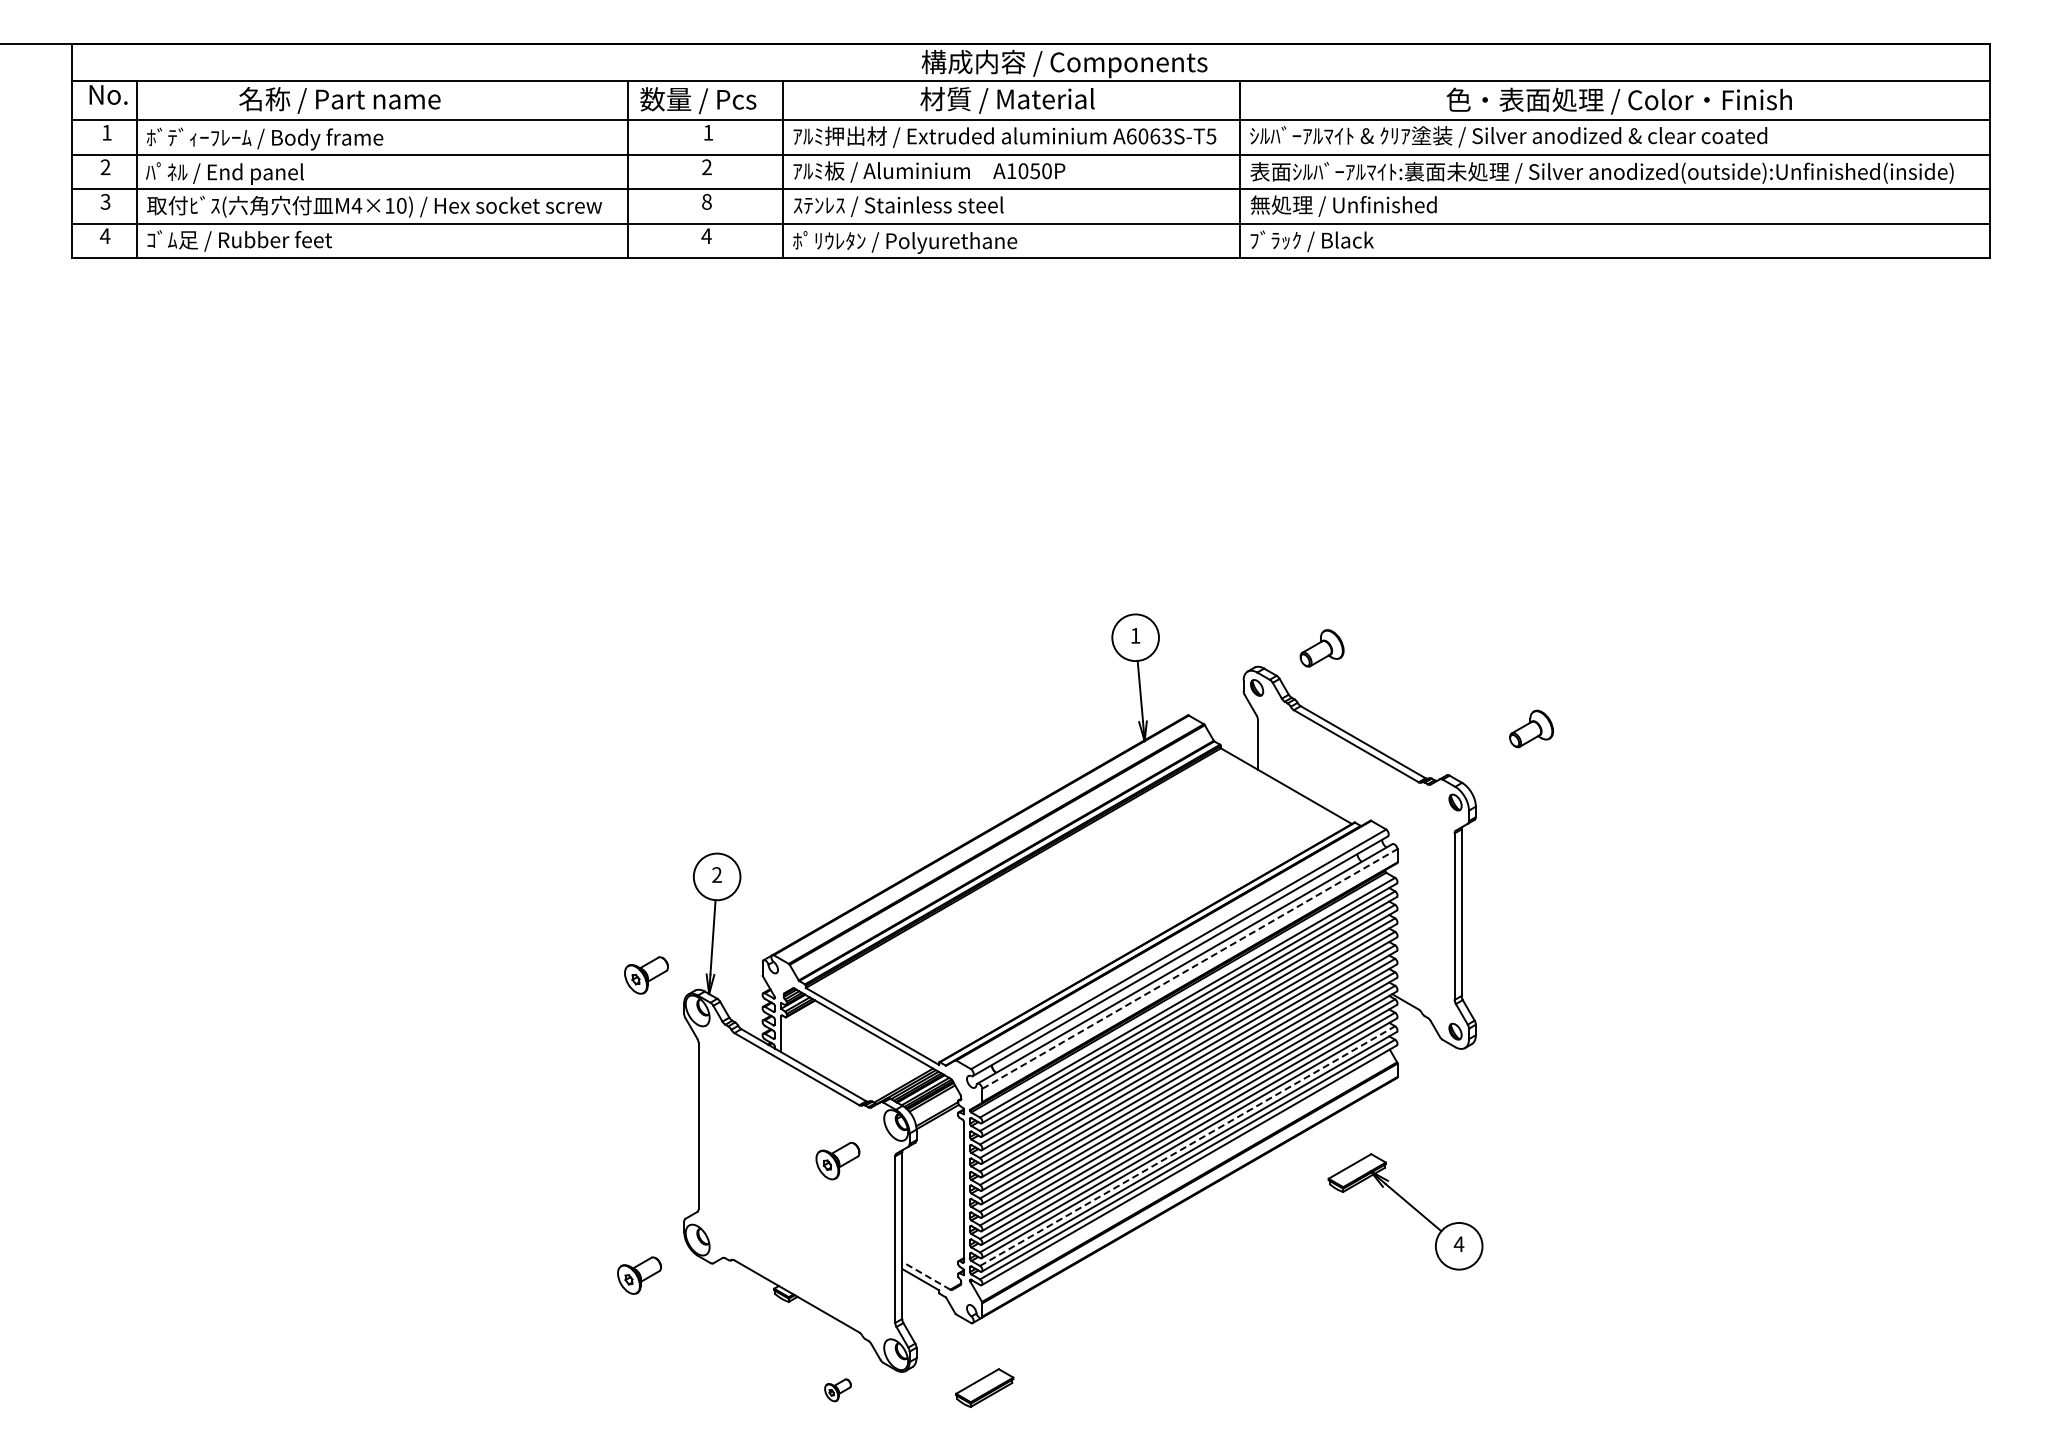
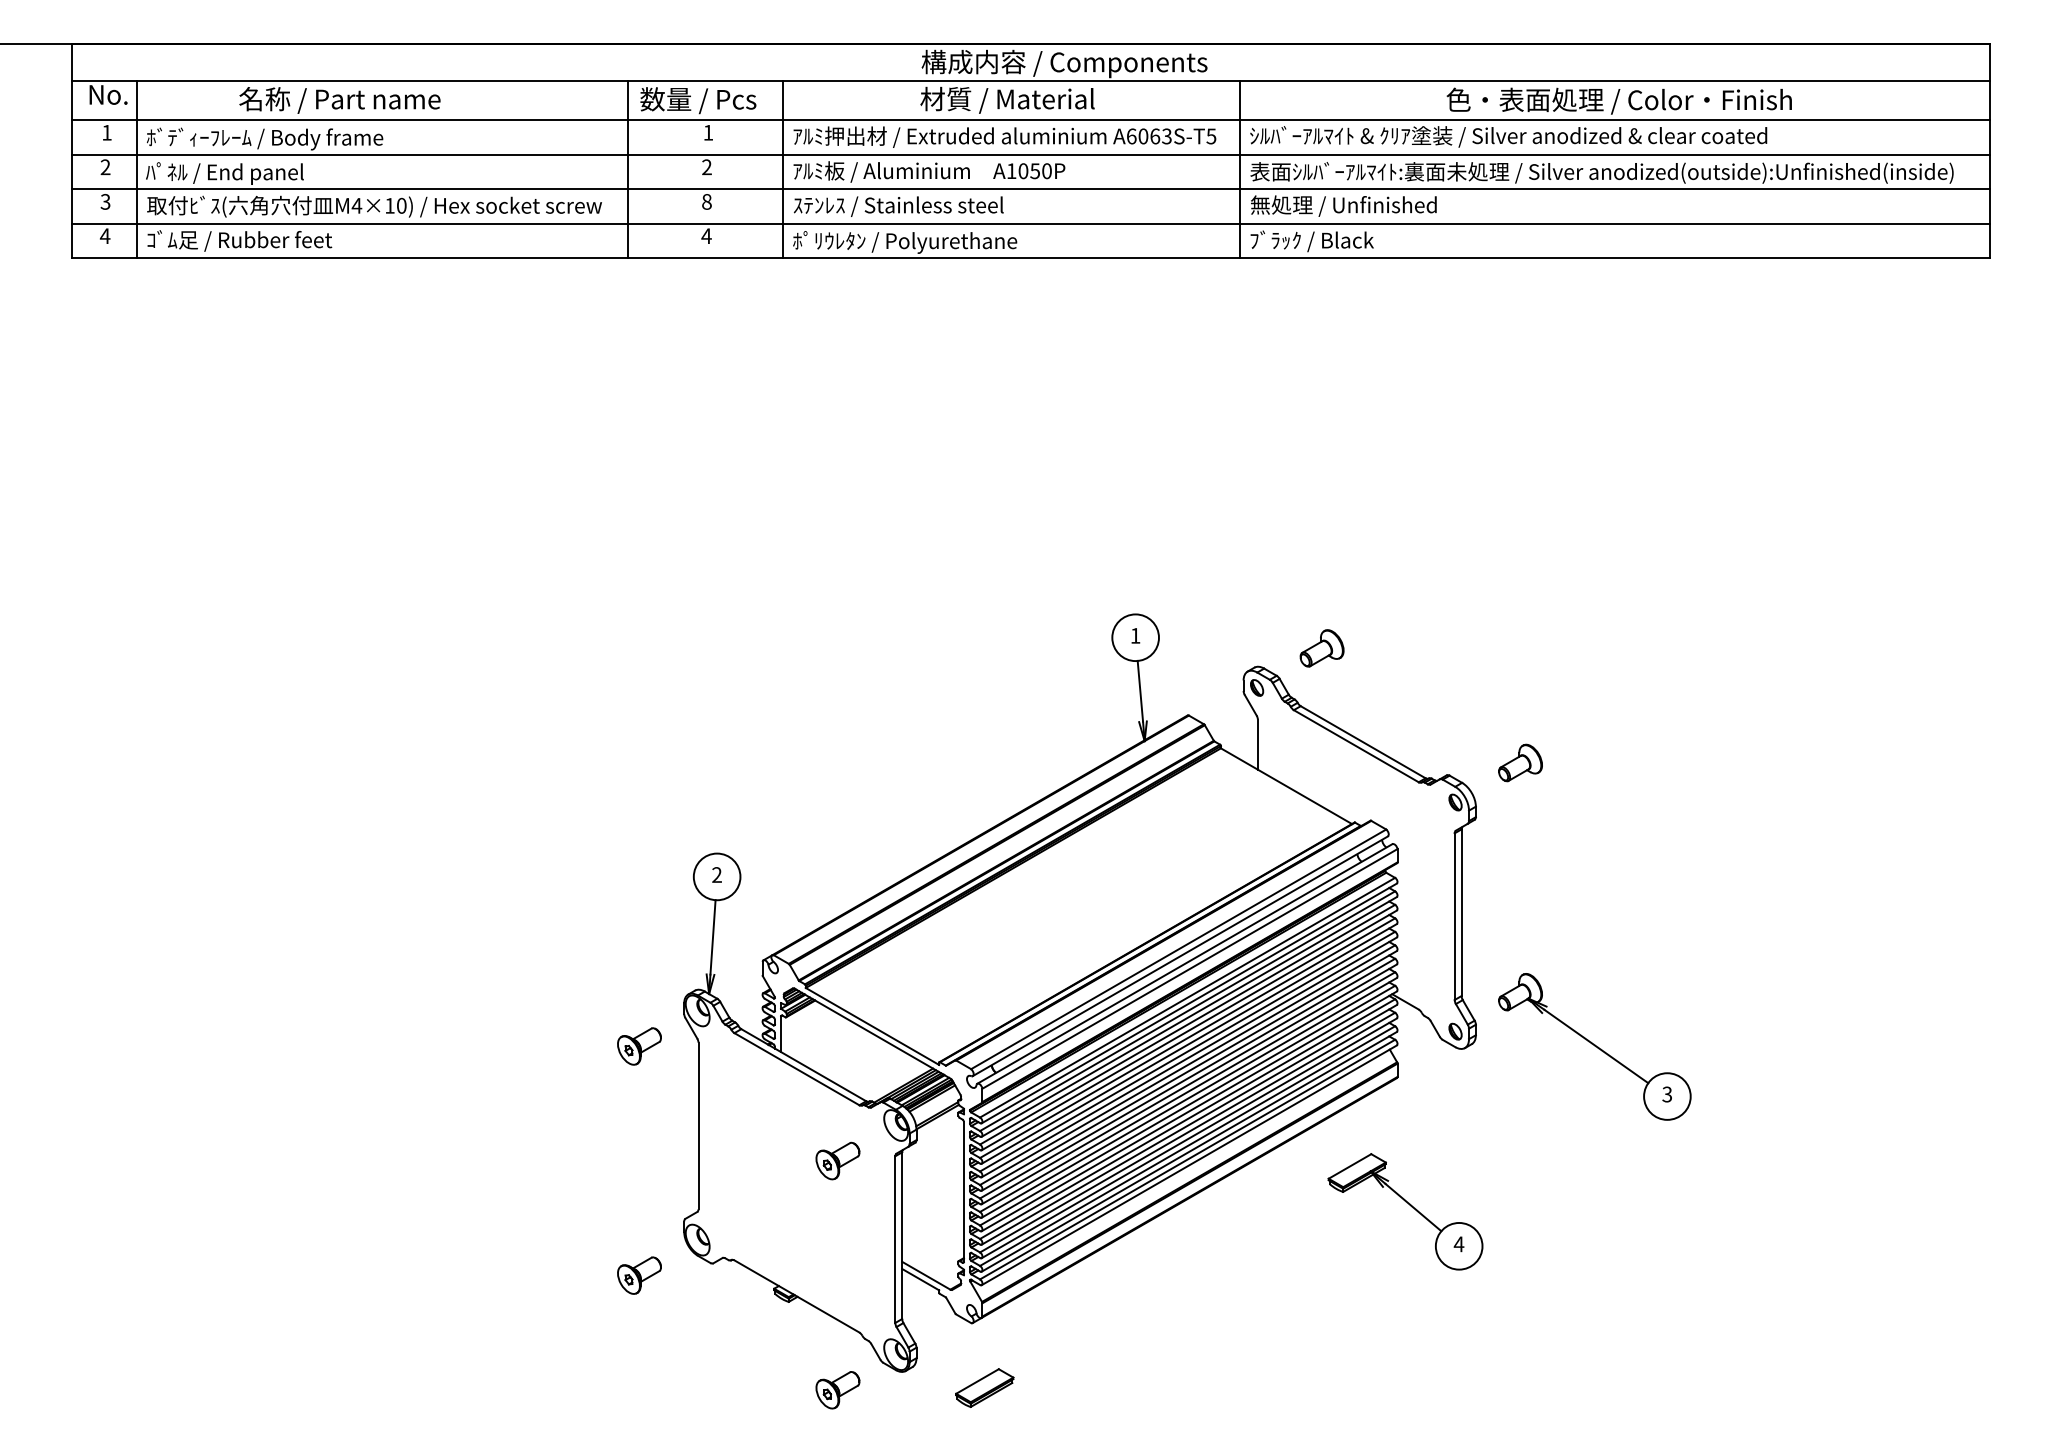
part position: (1531, 728) -> (1520, 762) (1520, 762)
line: dashed -> solid (1190, 968)
part position: (646, 975) -> (639, 1046) (639, 1046)
part: none -> present (1594, 1046)
line: dashed -> solid (1187, 1146)
line: dashed -> solid (926, 1275)
part size: 28x25 px -> 46x39 px (837, 1390)
